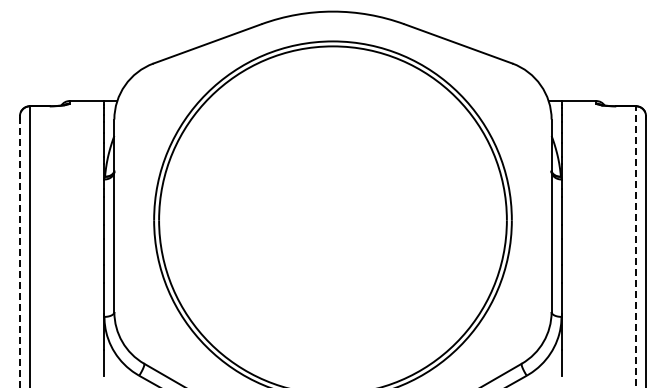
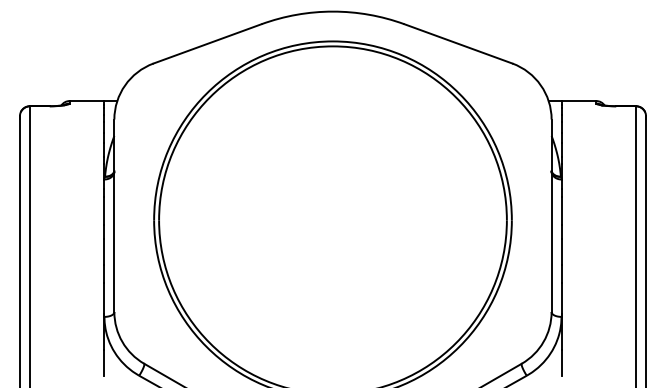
line: dashed -> solid (636, 246)
line: dashed -> solid (19, 252)
